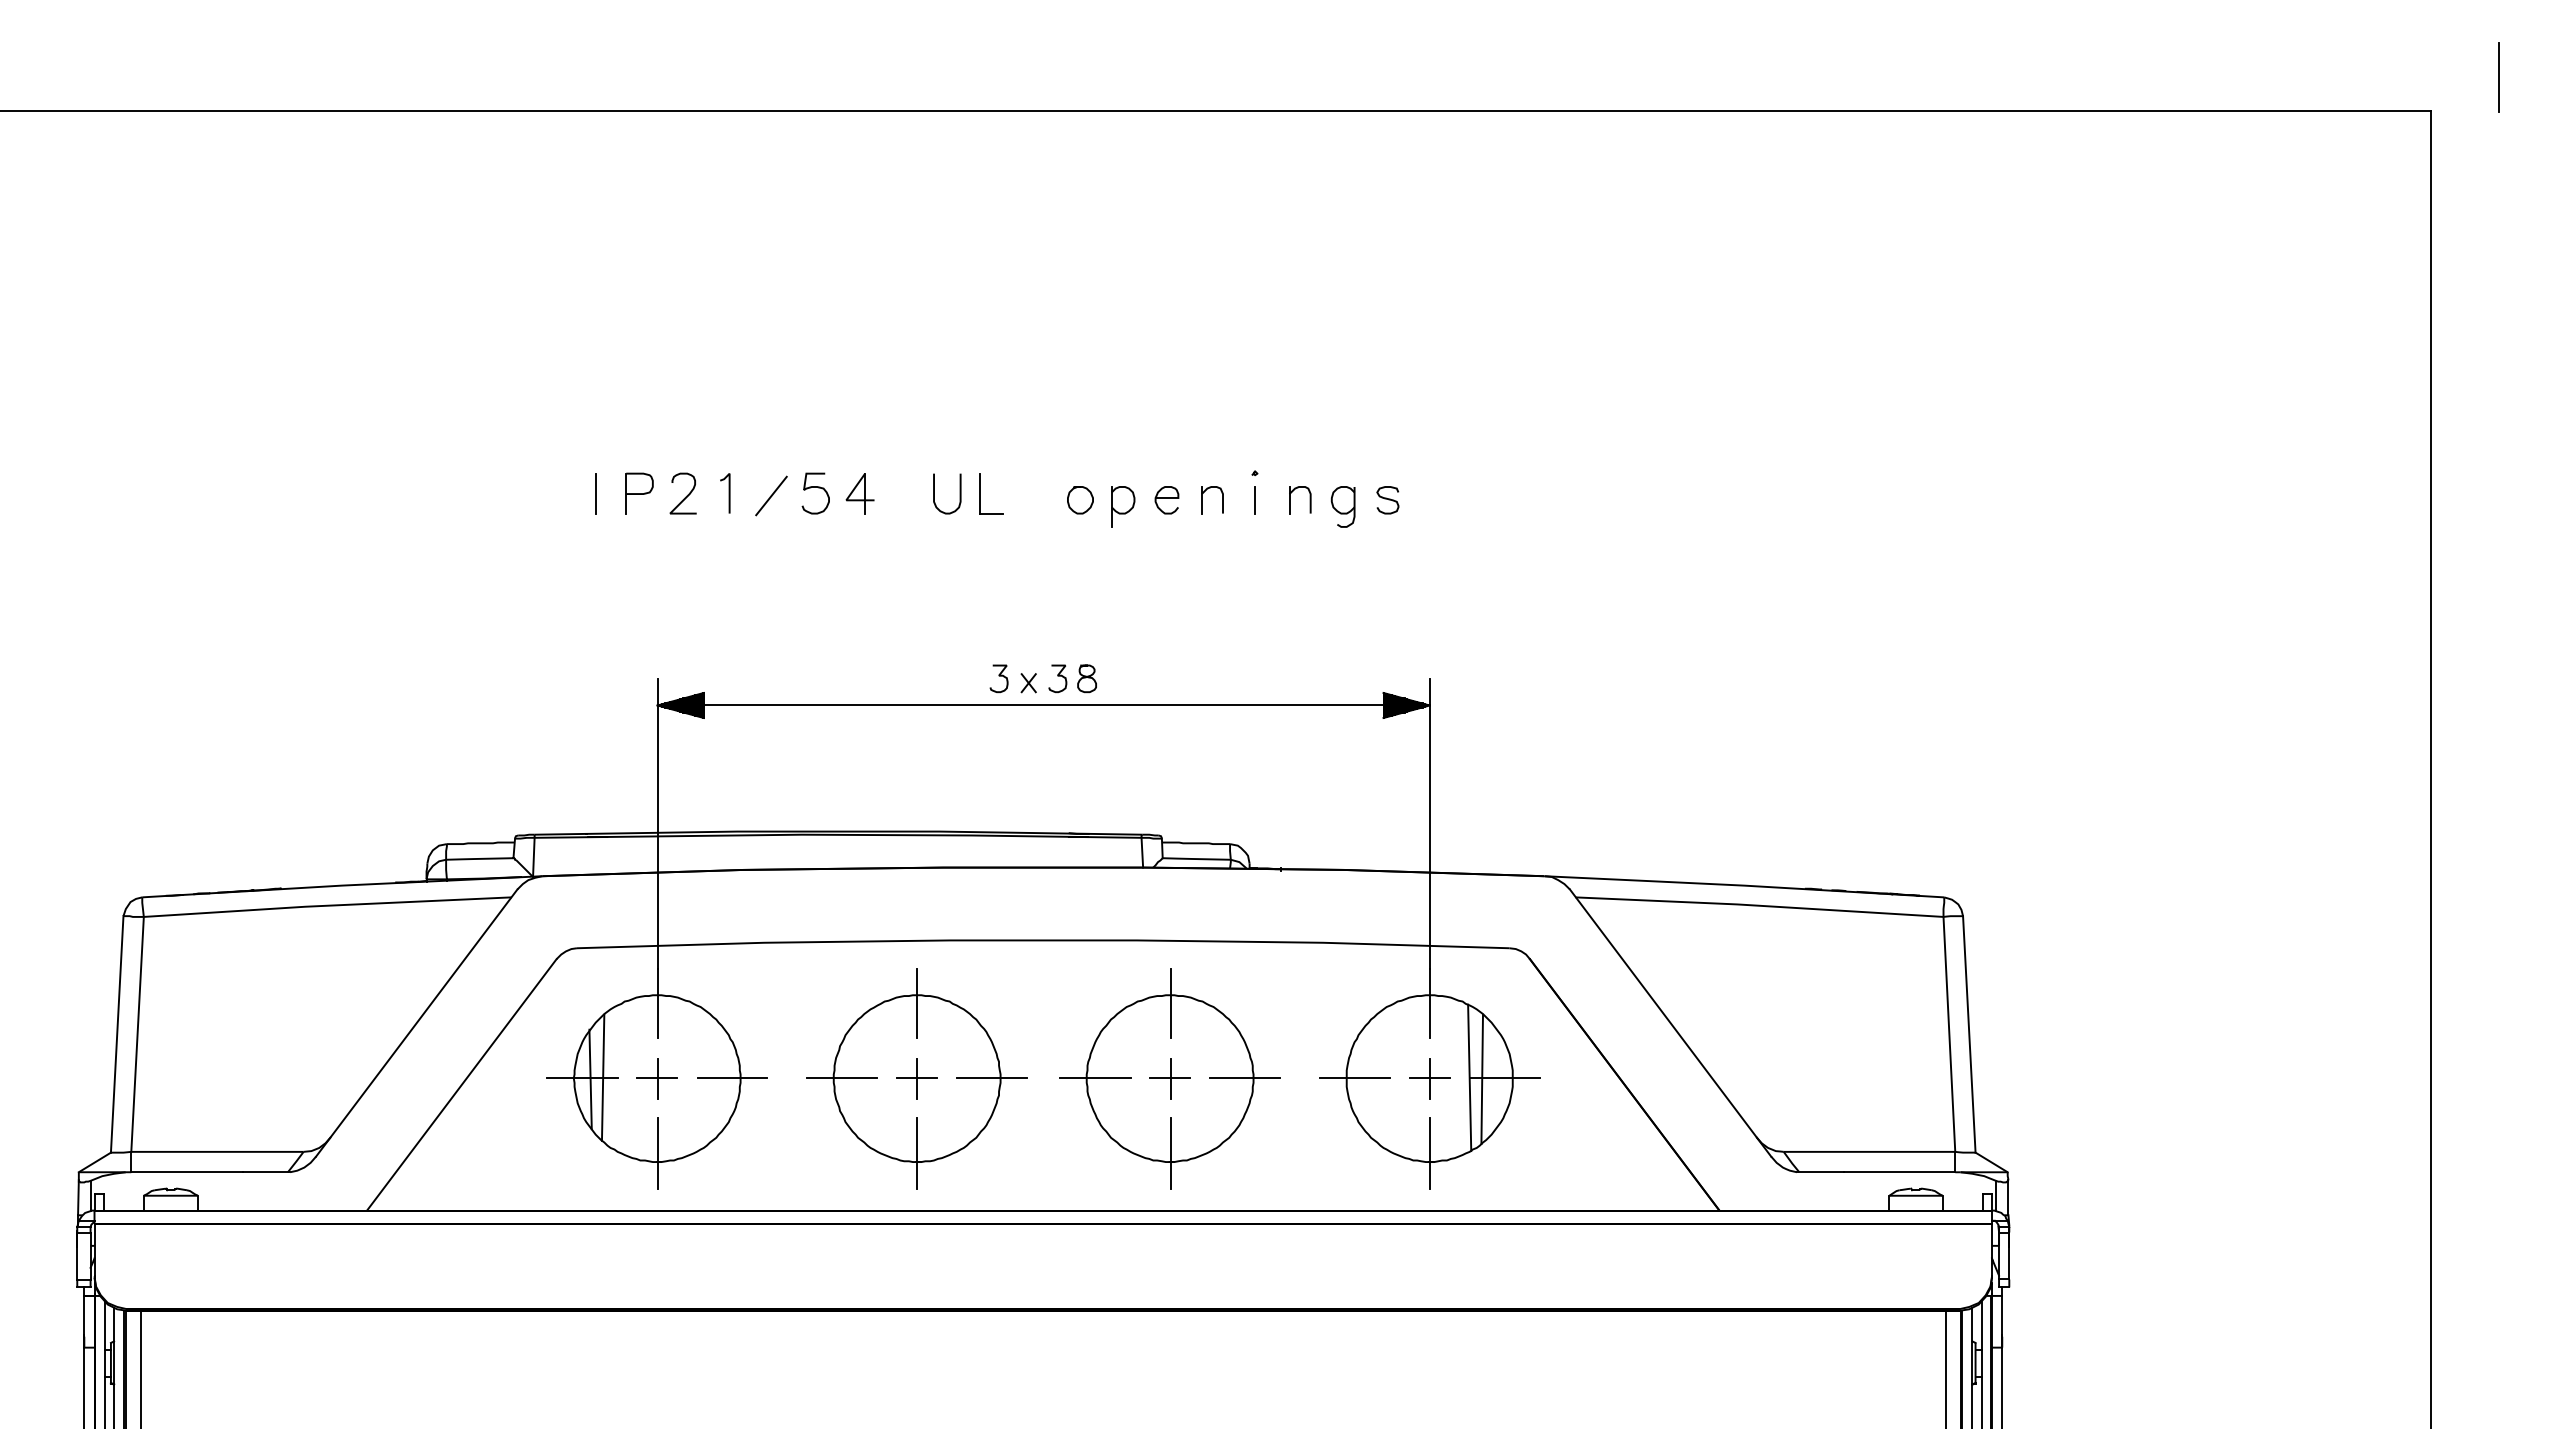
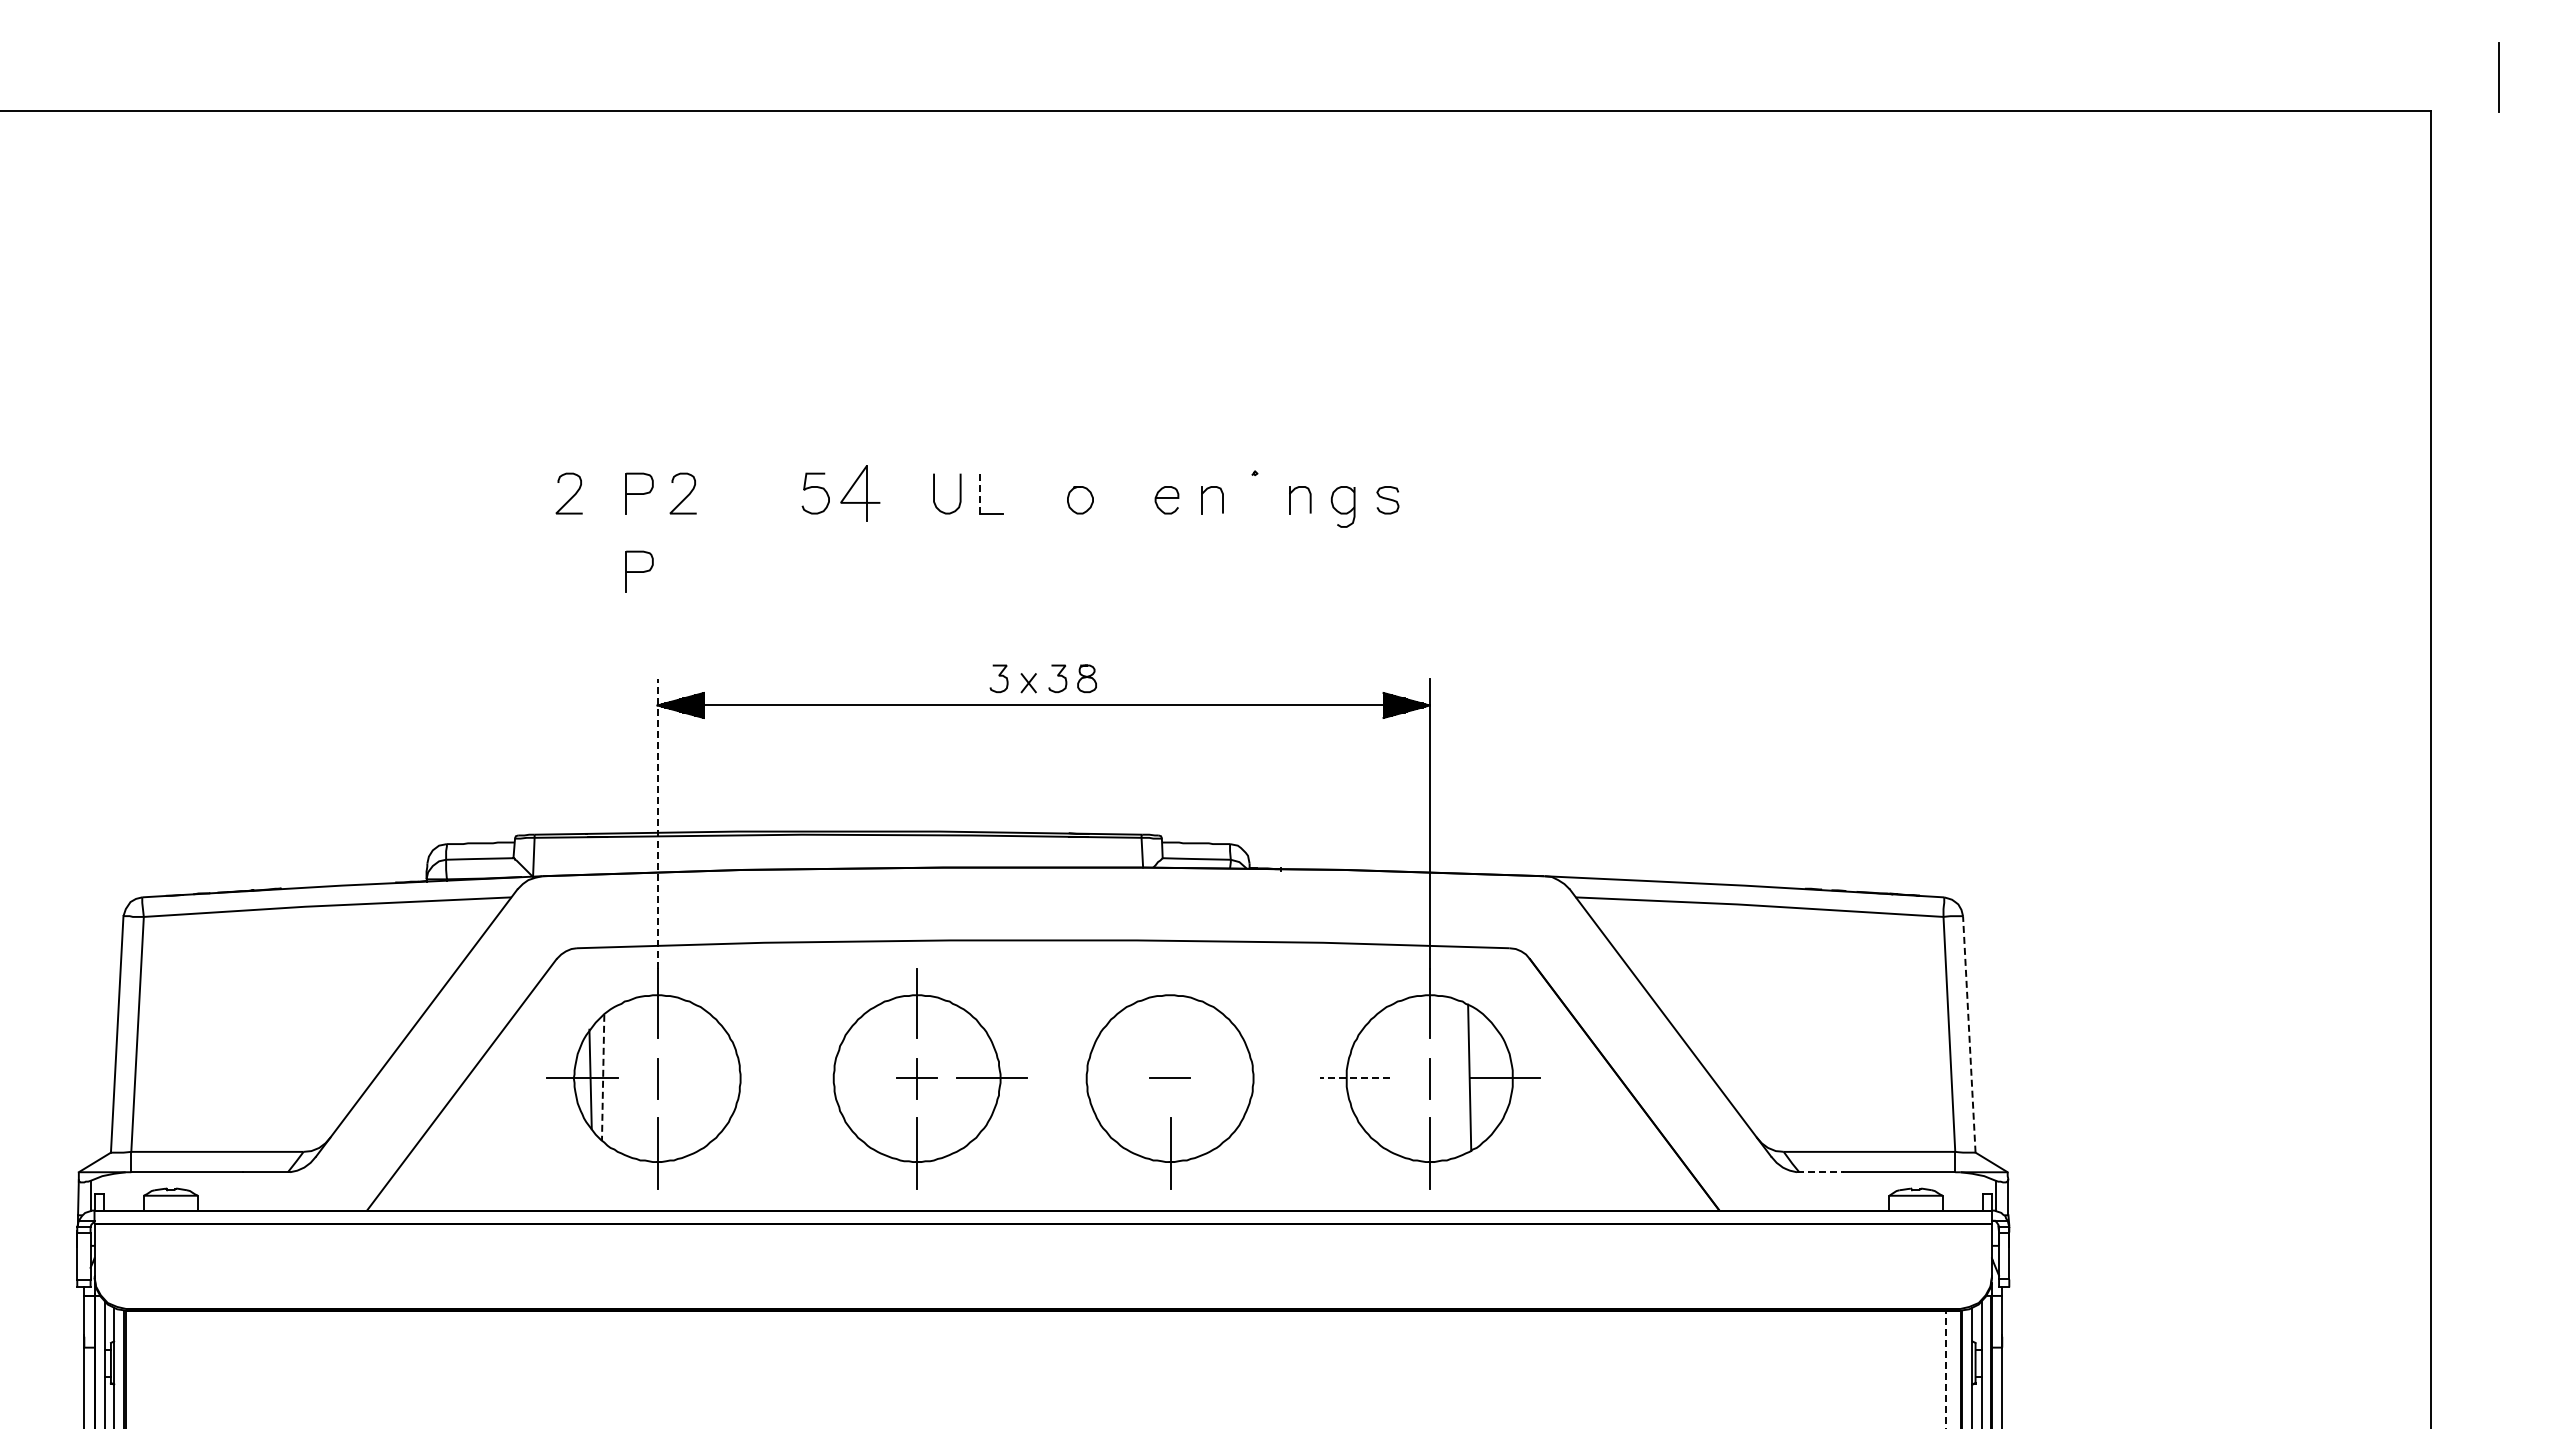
line: present -> none (595, 493)
curve: present -> none (728, 493)
part size: 30x42 px -> 41x57 px (860, 493)
line: solid -> dashed (980, 493)
line: present -> none (771, 495)
curve: none -> present (571, 496)
line: present -> none (1255, 500)
part: present -> none (1123, 506)
part: none -> present (639, 571)
line: solid -> dashed (657, 823)
line: present -> none (1170, 1003)
line: solid -> dashed (1969, 1033)
line: solid -> dashed (603, 1078)
line: present -> none (657, 1078)
line: present -> none (732, 1078)
line: present -> none (841, 1078)
line: present -> none (1095, 1078)
line: present -> none (1170, 1078)
line: present -> none (1245, 1078)
line: solid -> dashed (1354, 1078)
line: present -> none (1430, 1078)
line: present -> none (1482, 1079)
line: solid -> dashed (1820, 1172)
line: present -> none (140, 1367)
line: solid -> dashed (1945, 1369)
